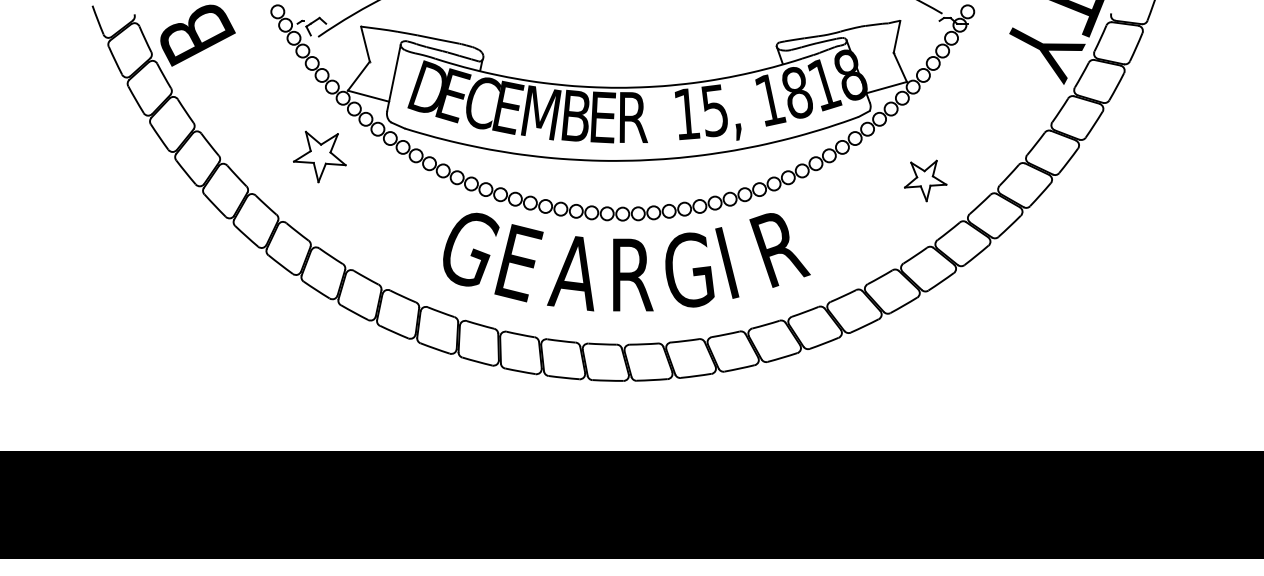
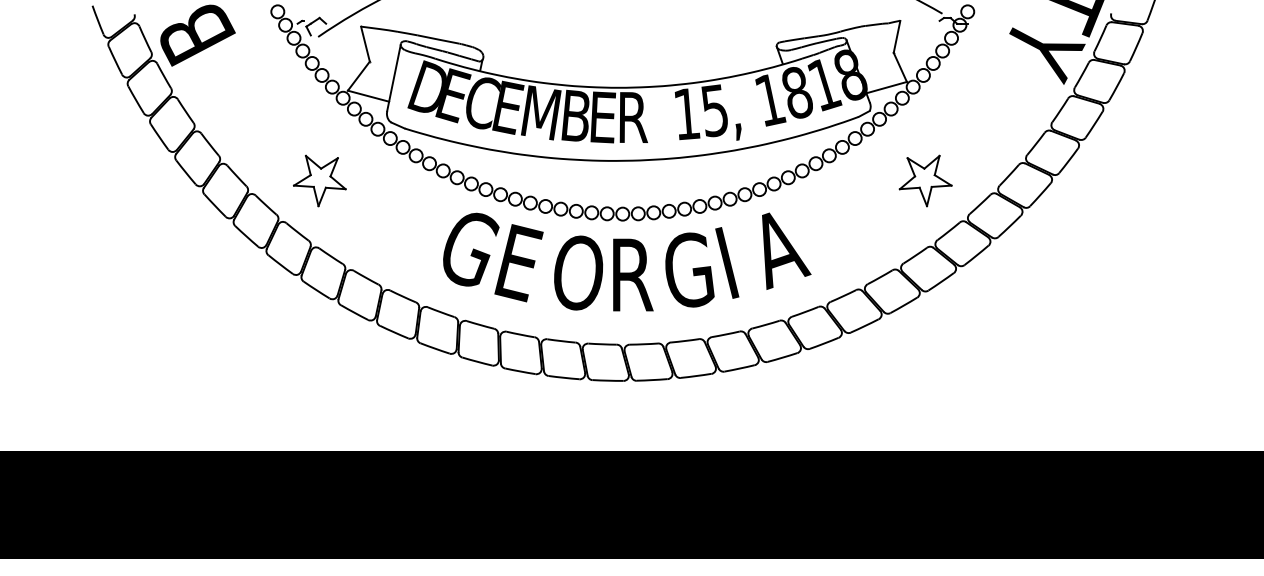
part position: (319, 156) -> (319, 180) (319, 180)
part size: 44x44 px -> 55x54 px (925, 180)
text: R -> A (780, 250)
text: A -> O (575, 273)
